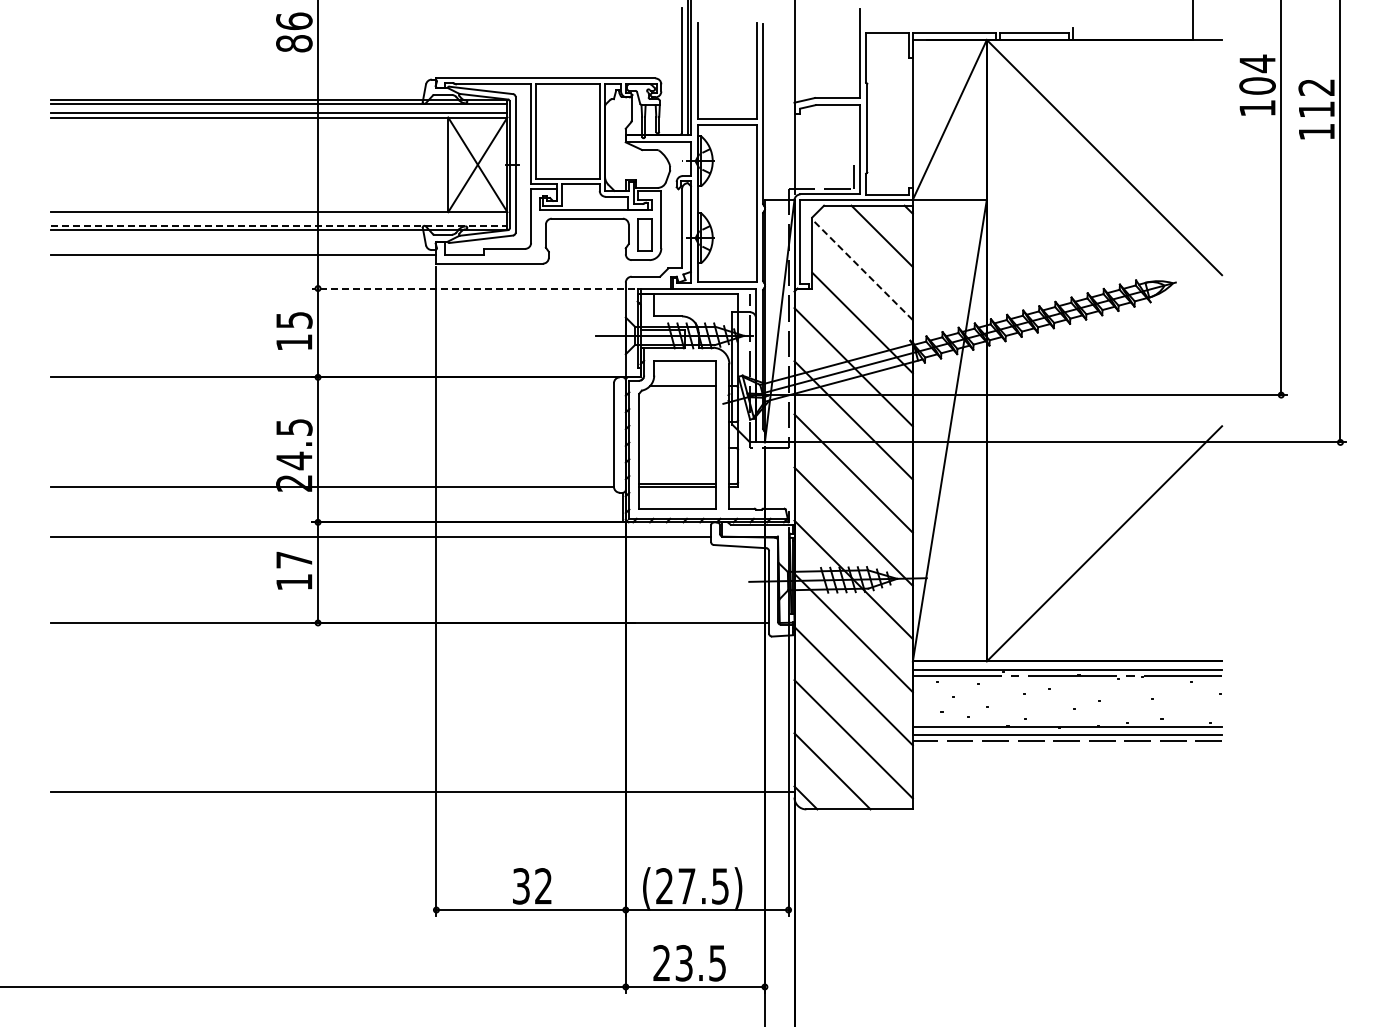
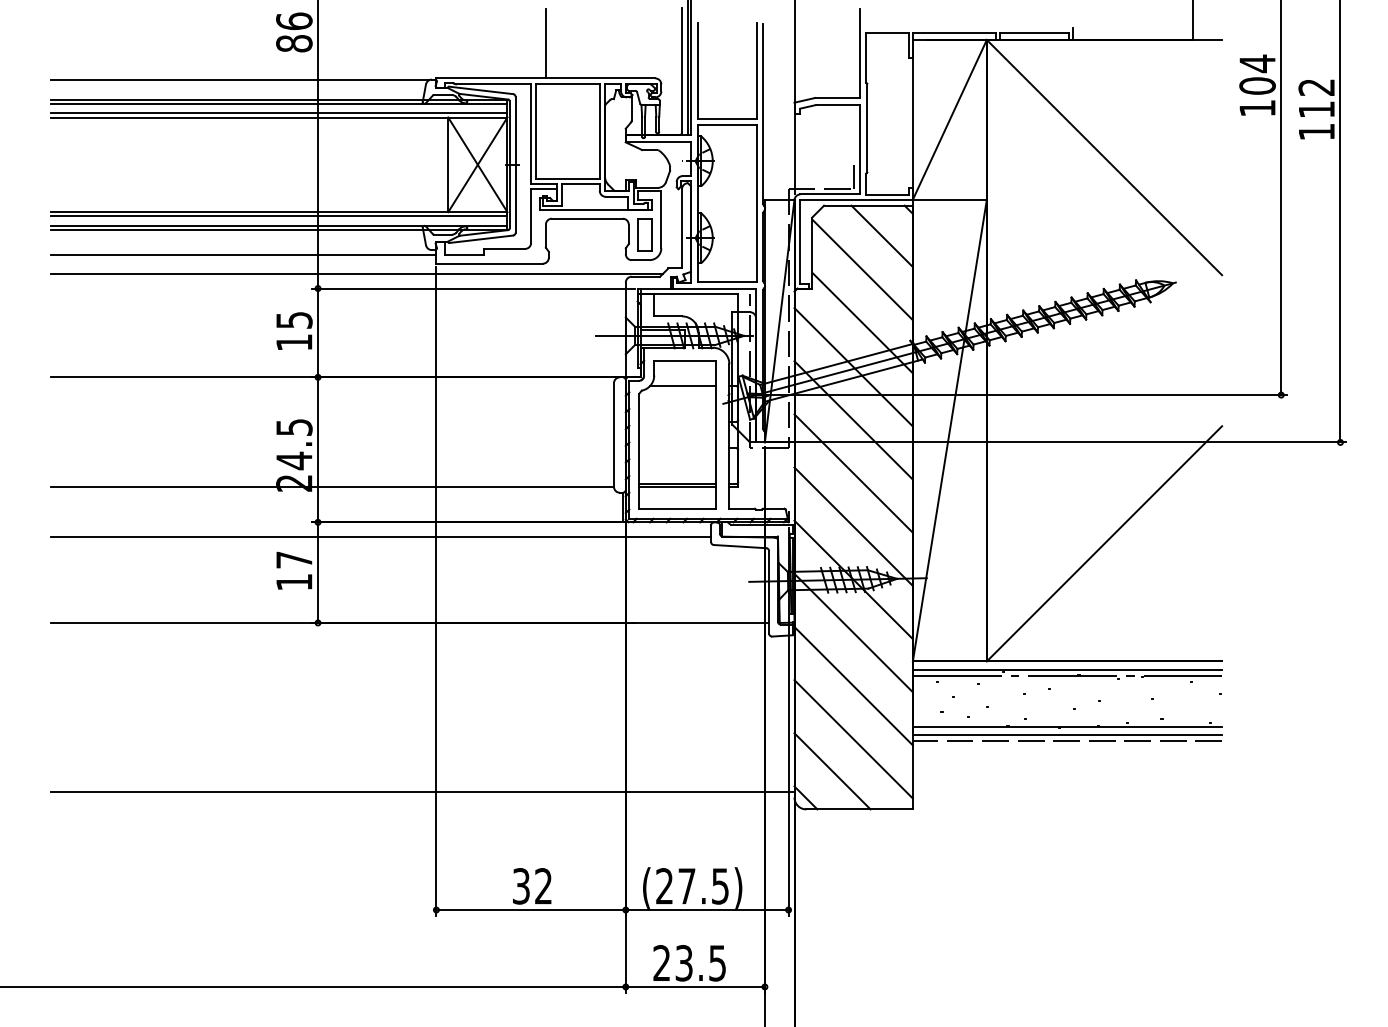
line: none -> present (545, 43)
line: none -> present (239, 80)
line: none -> present (278, 216)
line: dashed -> solid (279, 225)
line: dashed -> solid (862, 269)
line: none -> present (356, 273)
line: dashed -> solid (472, 288)
